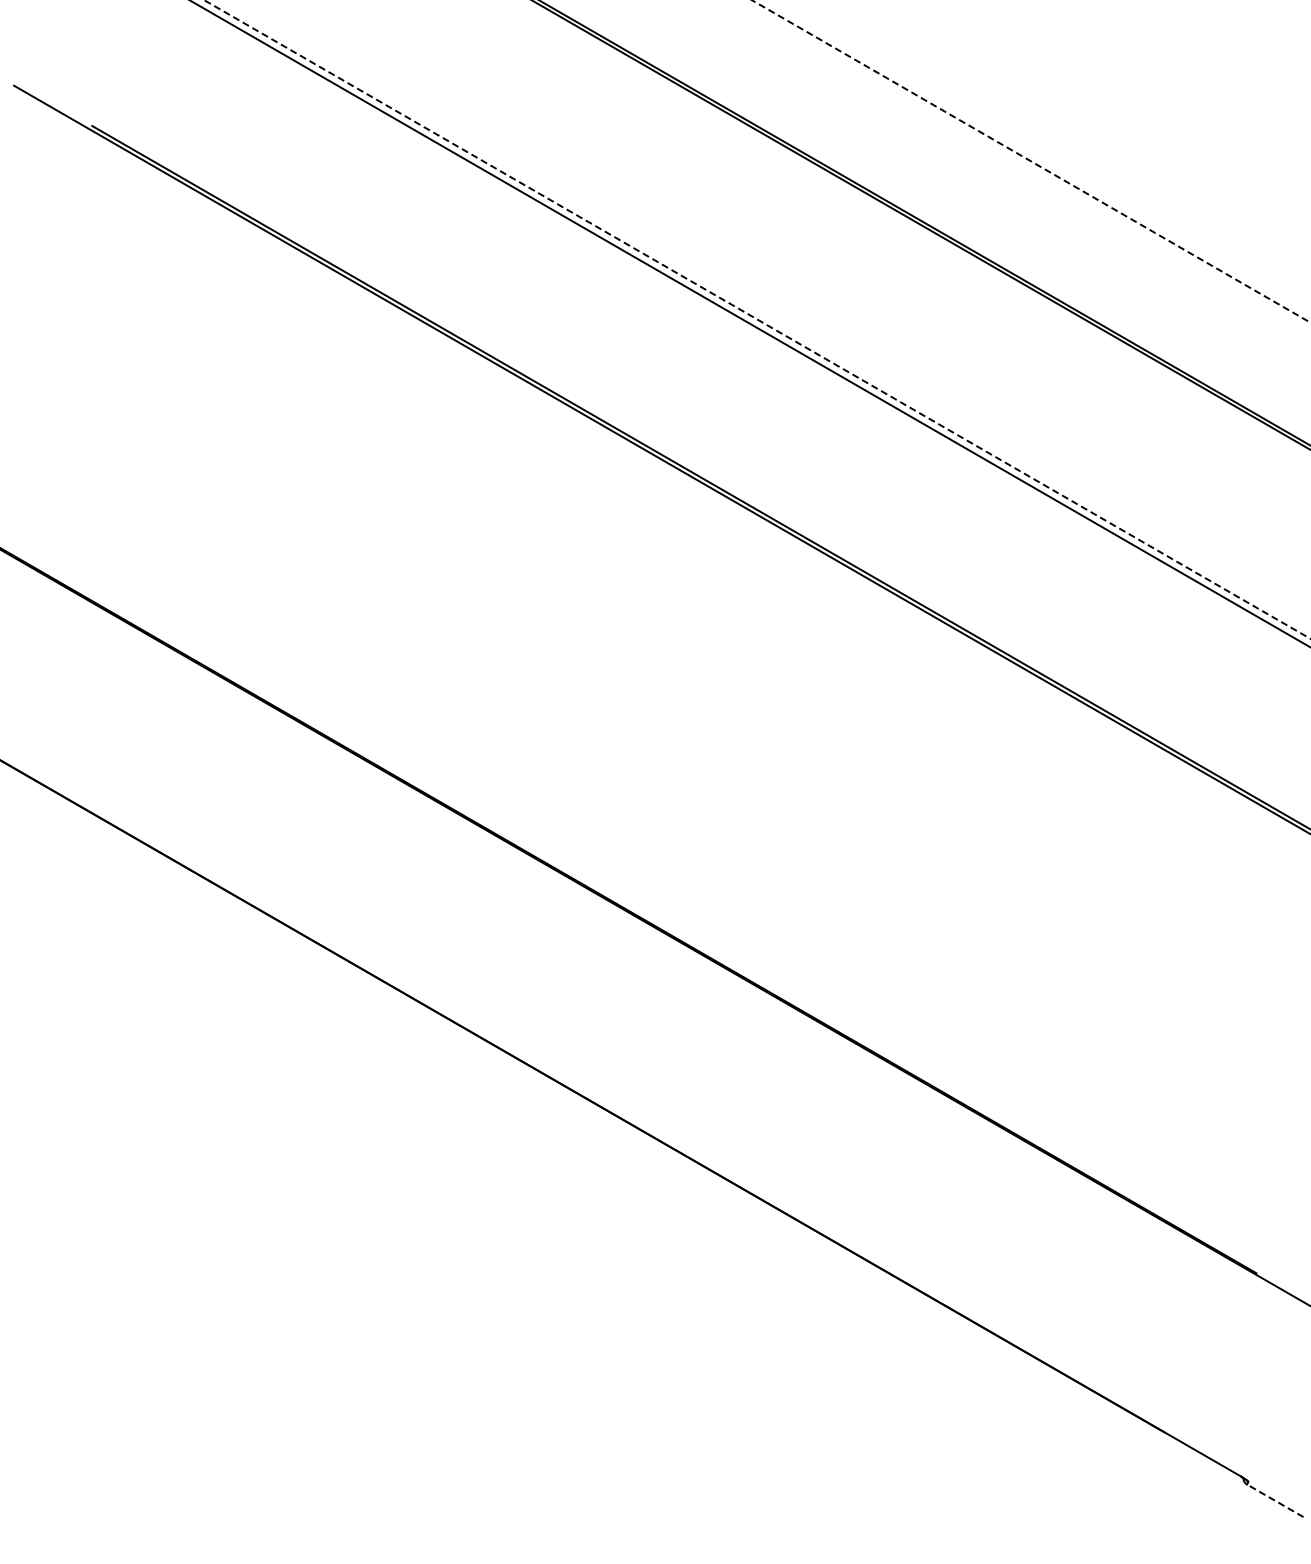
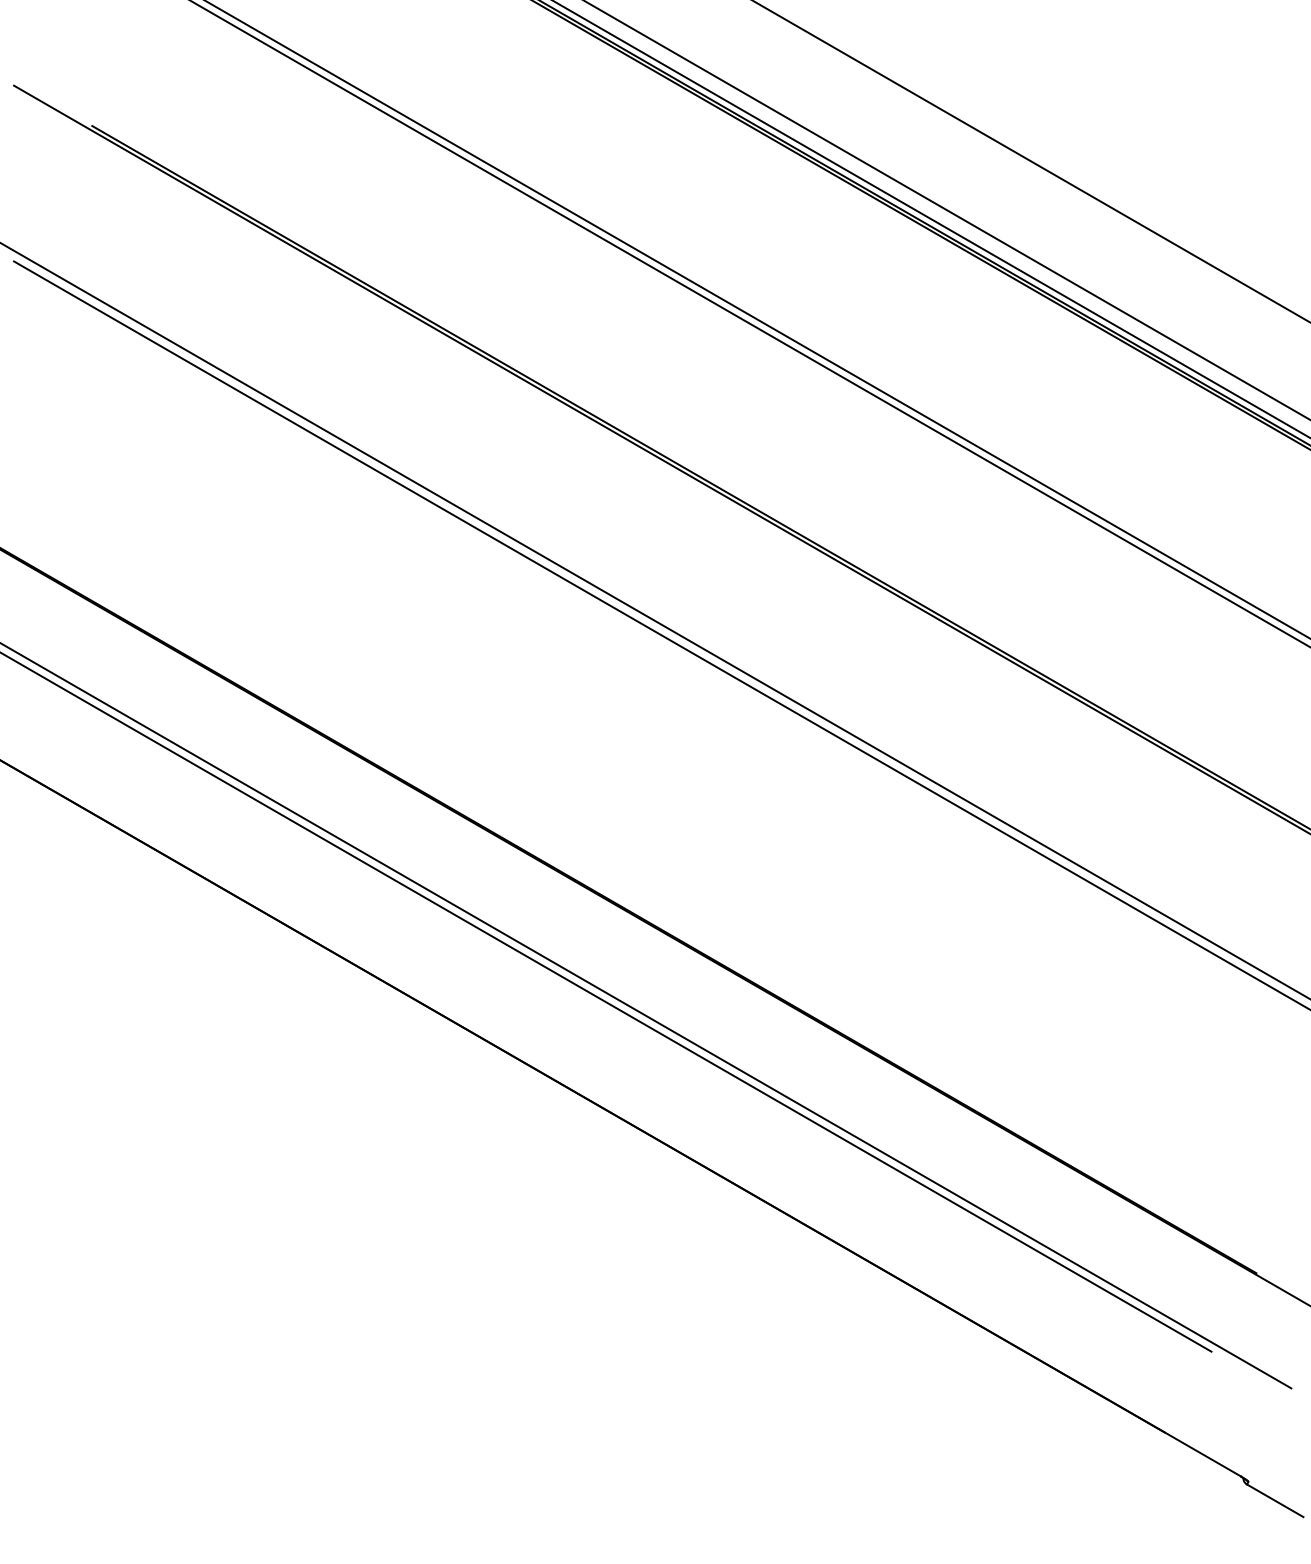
line: dashed -> solid (1031, 161)
line: none -> present (947, 210)
line: none -> present (931, 219)
line: dashed -> solid (757, 319)
line: none -> present (654, 620)
line: none -> present (660, 634)
line: none -> present (606, 1002)
line: none -> present (646, 1016)
line: dashed -> solid (1275, 1500)
